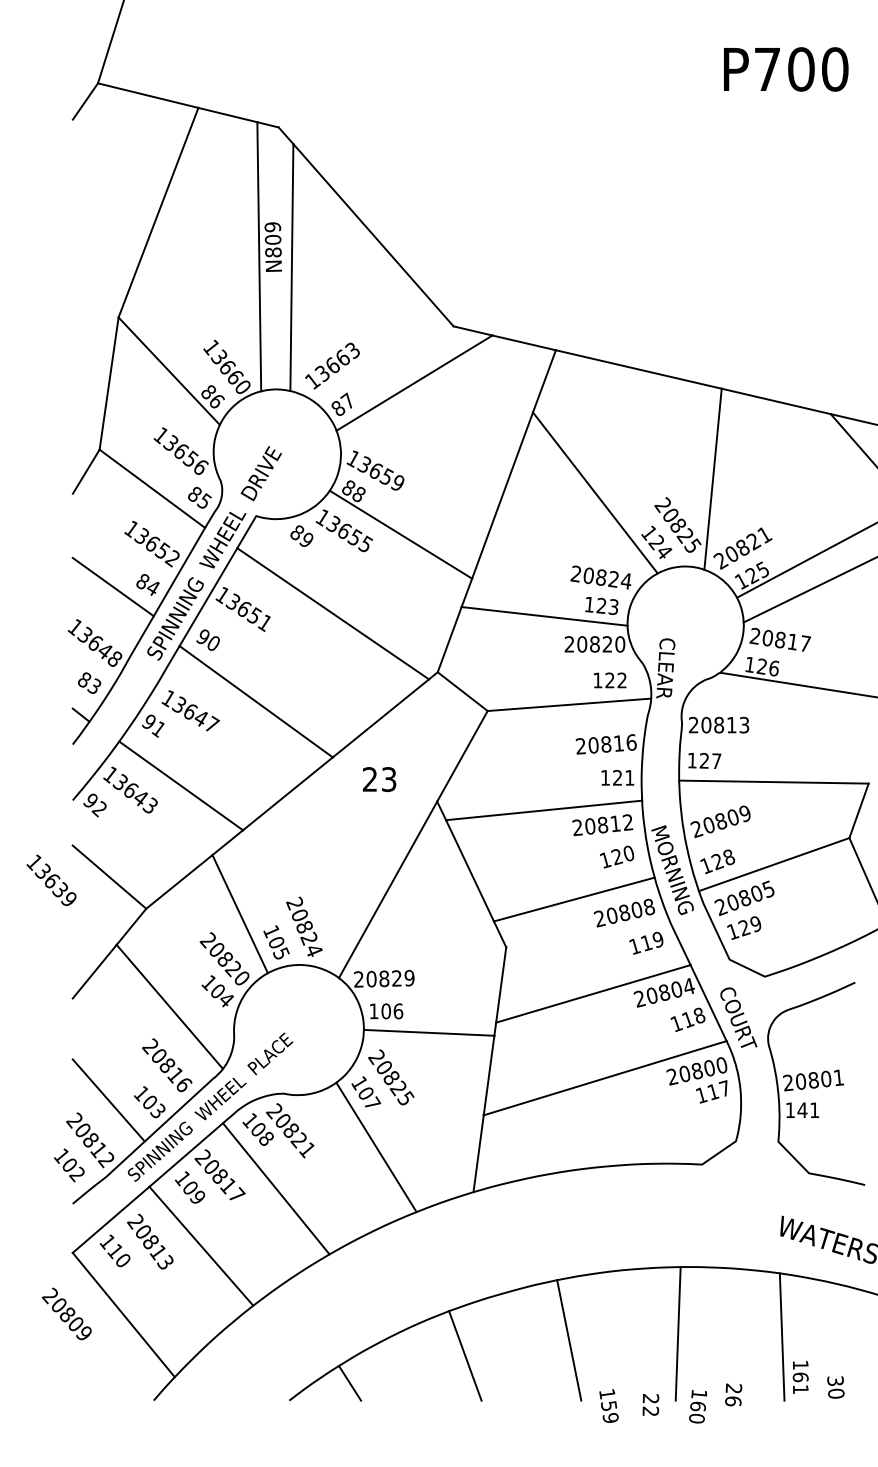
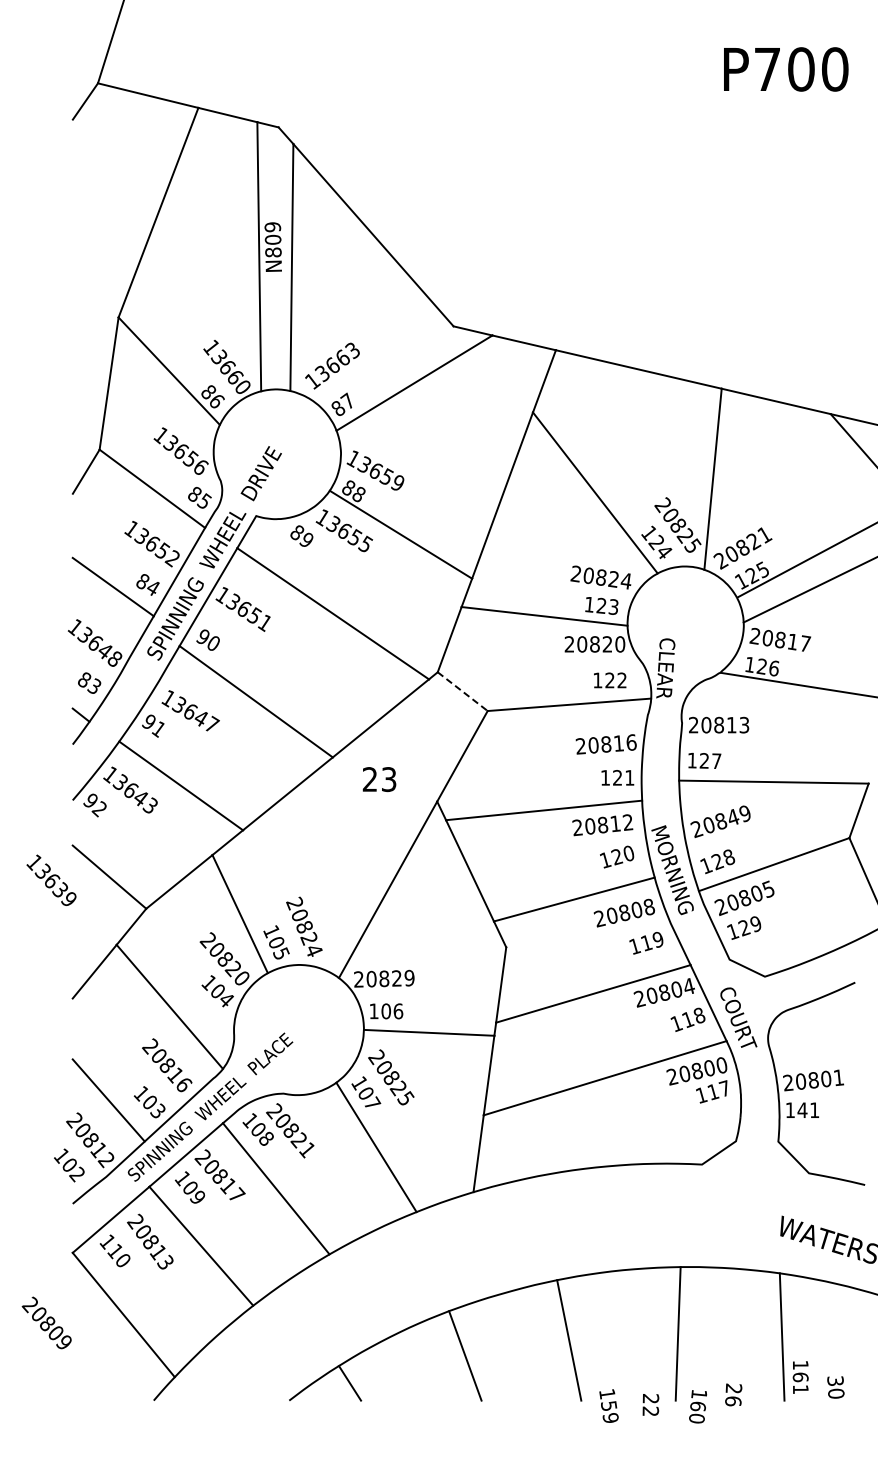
line: solid -> dashed (462, 691)
text: 20809 -> 20849 (733, 817)
text position: (66, 1313) -> (46, 1322) (46, 1322)
